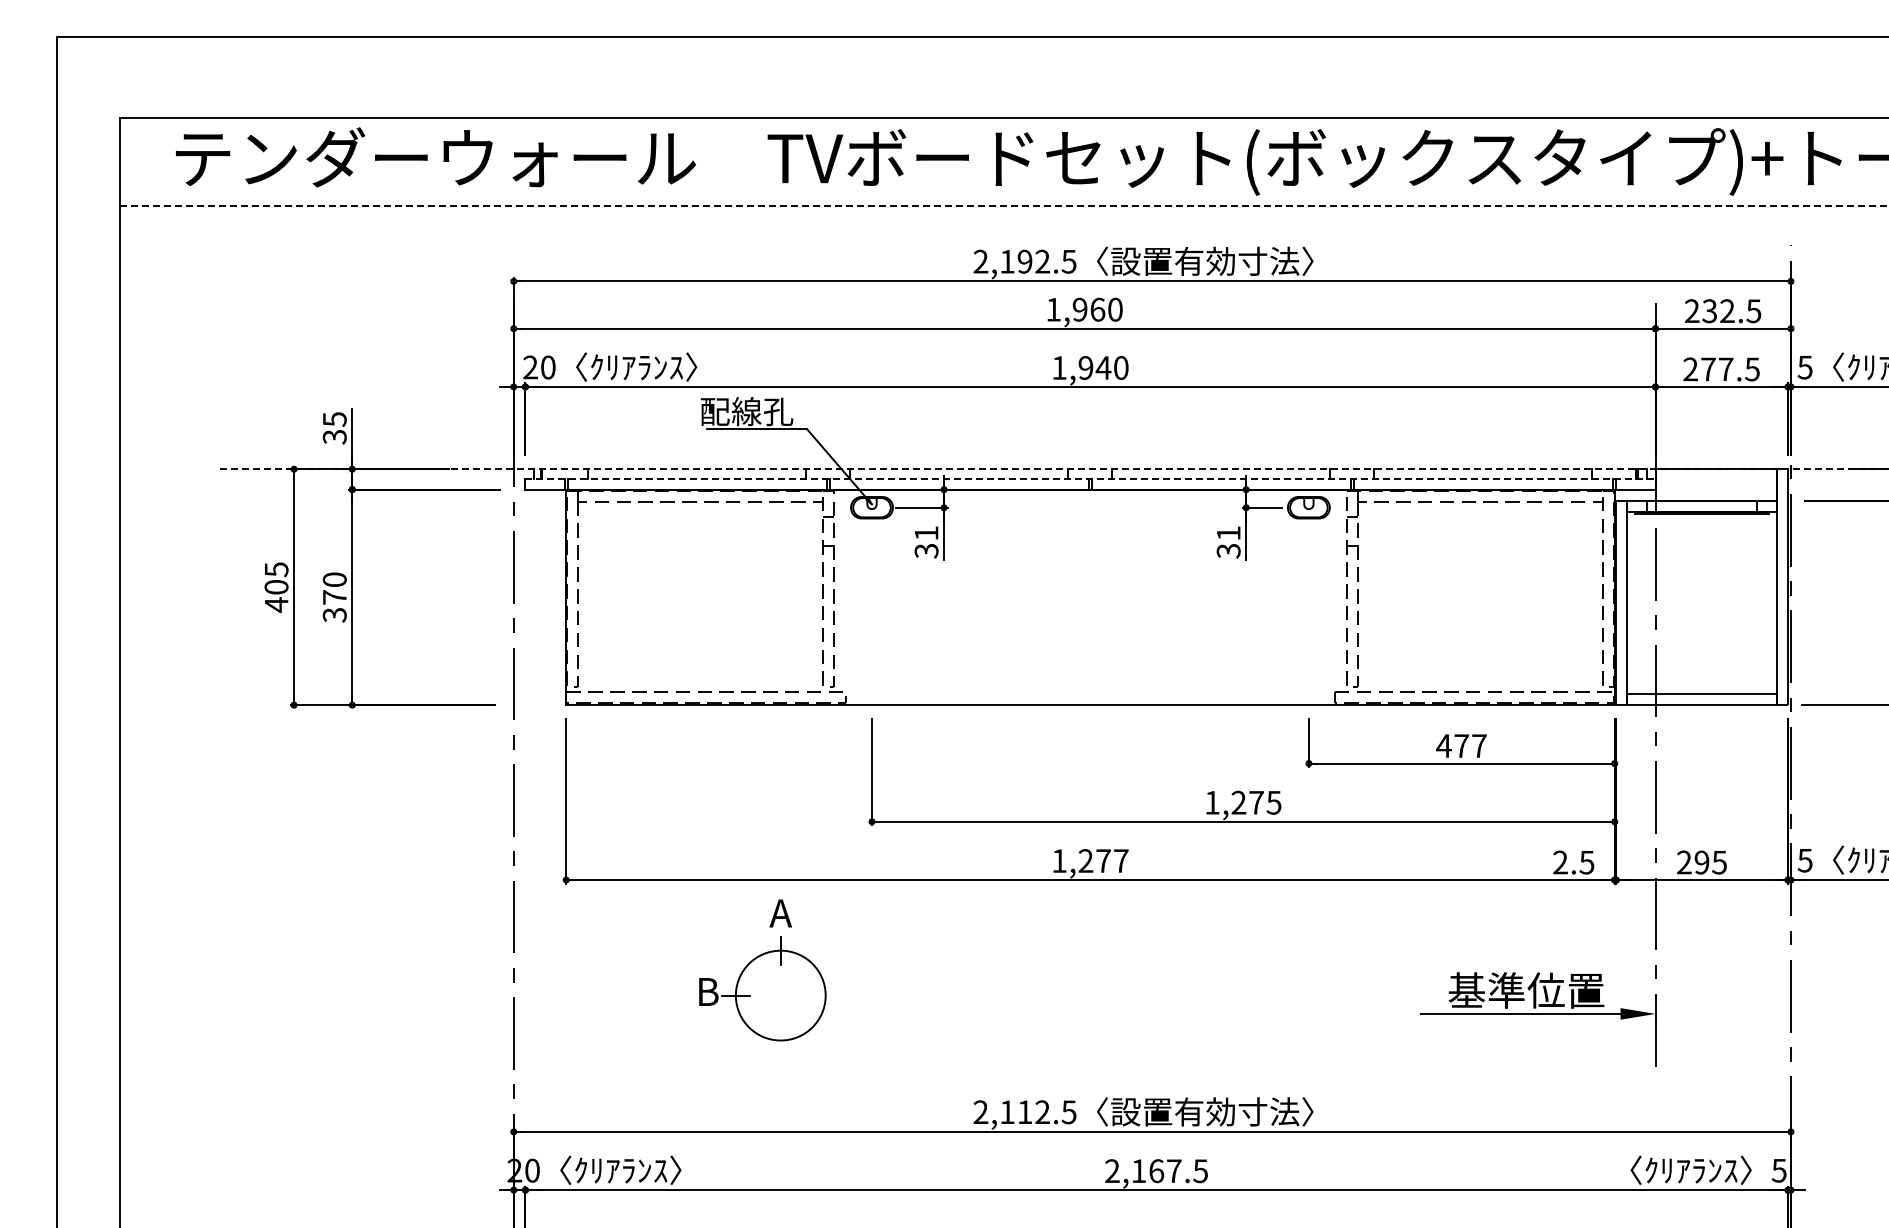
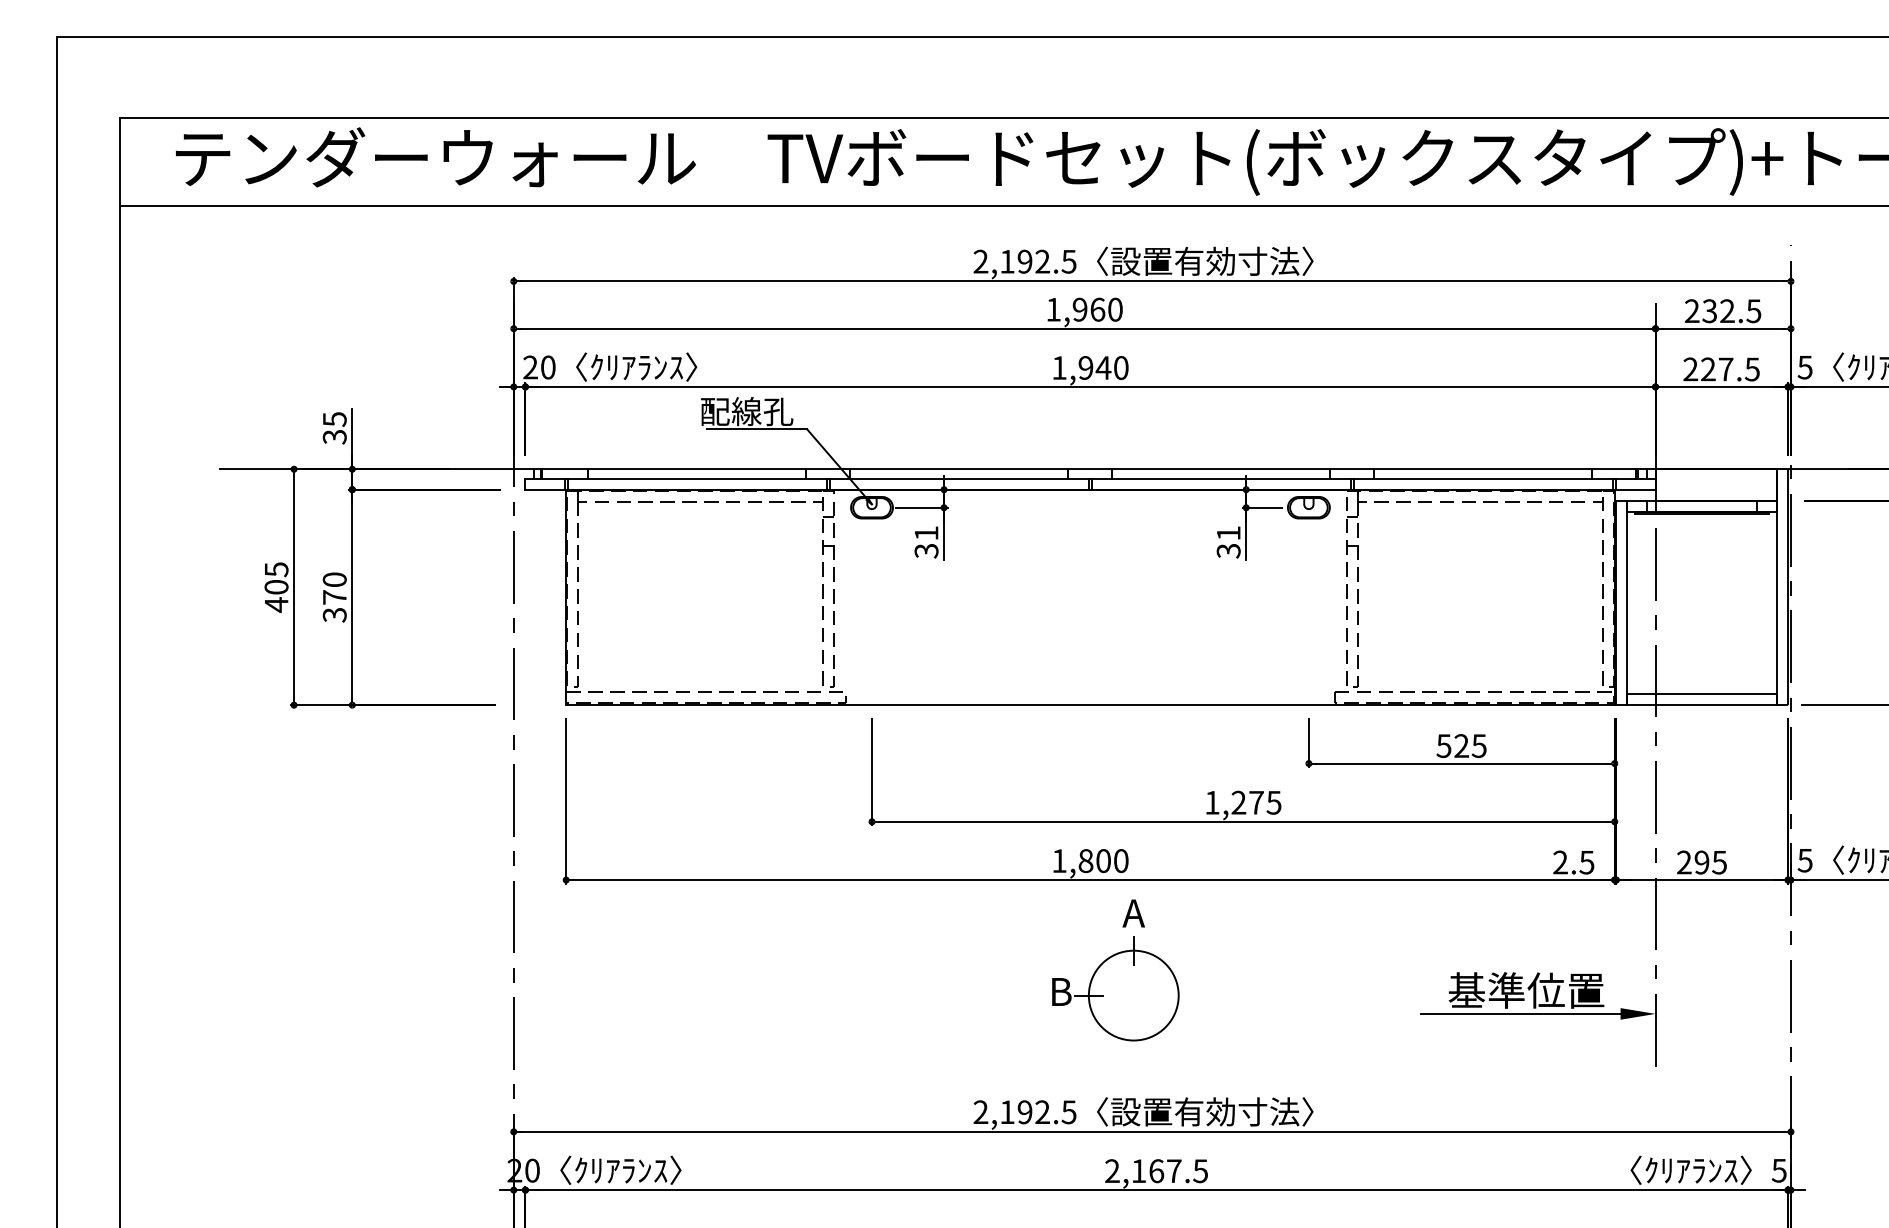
line: dashed -> solid (1004, 206)
text: 277.5 -> 227.5 (1708, 369)
line: dashed -> solid (1055, 469)
line: dashed -> solid (1090, 478)
text: 477 -> 525 (1461, 746)
text: 1,277 -> 1,800 (1103, 861)
part position: (762, 970) -> (1115, 970) (1115, 970)
text: 2,112.5 -> 2,192.5 (1024, 1112)
